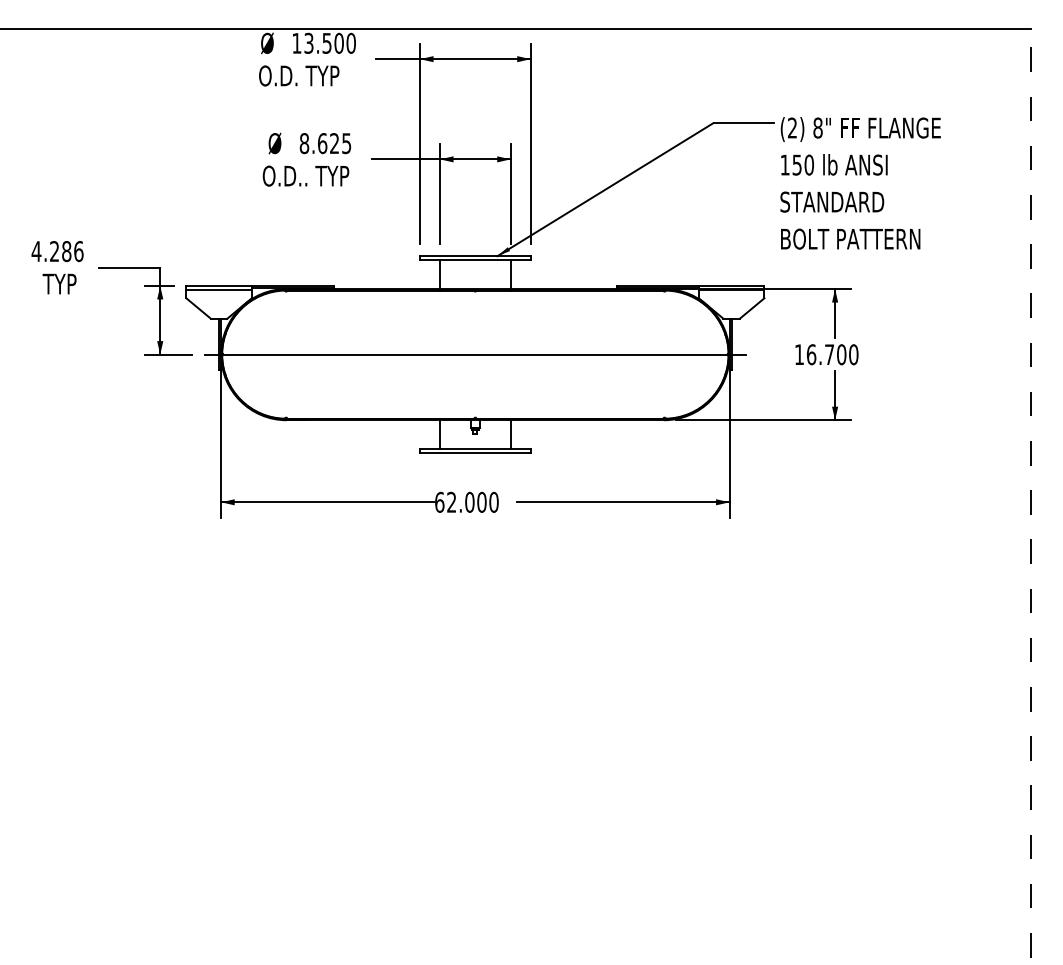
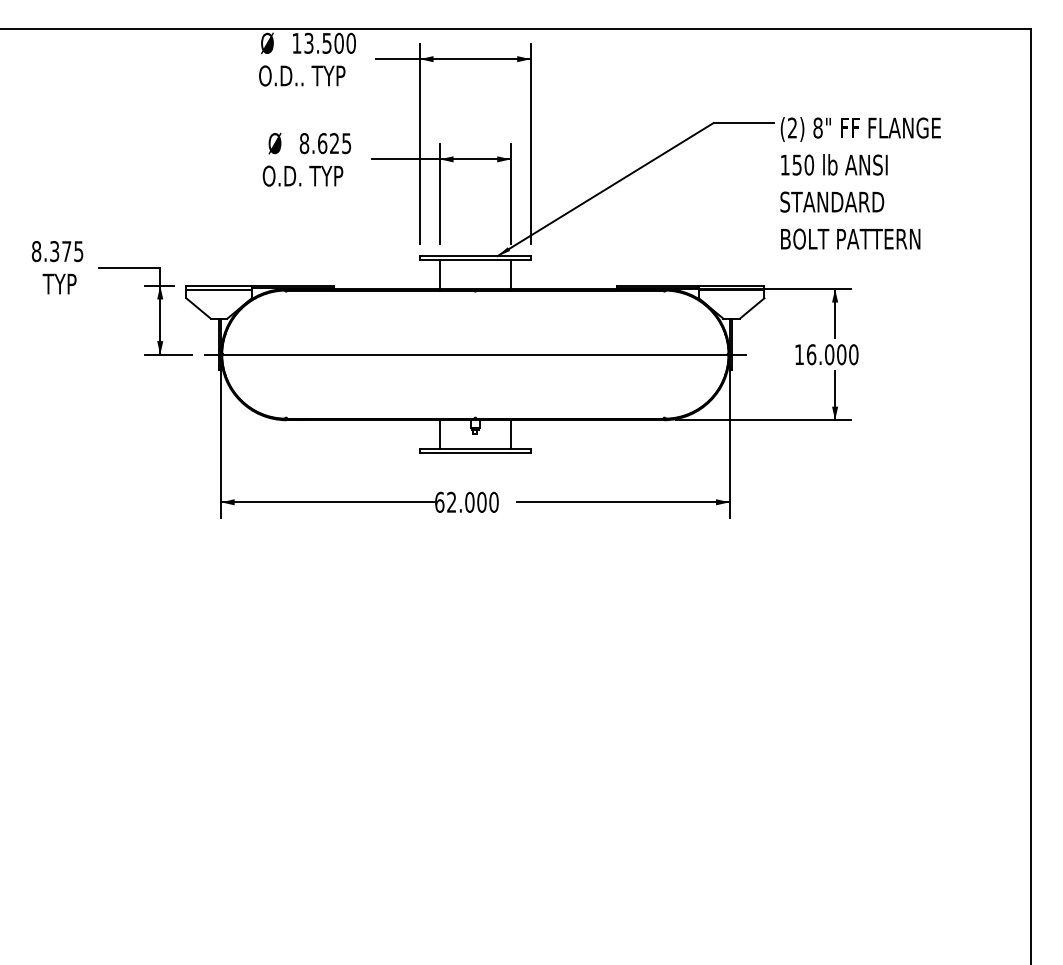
text: O.D. TYP -> O.D.. TYP (323, 75)
text: O.D.. TYP -> O.D. TYP (327, 175)
text: 4.286 -> 8.375 (57, 251)
text: 16.700 -> 16.000 (829, 354)
line: dashed -> solid (1031, 496)
